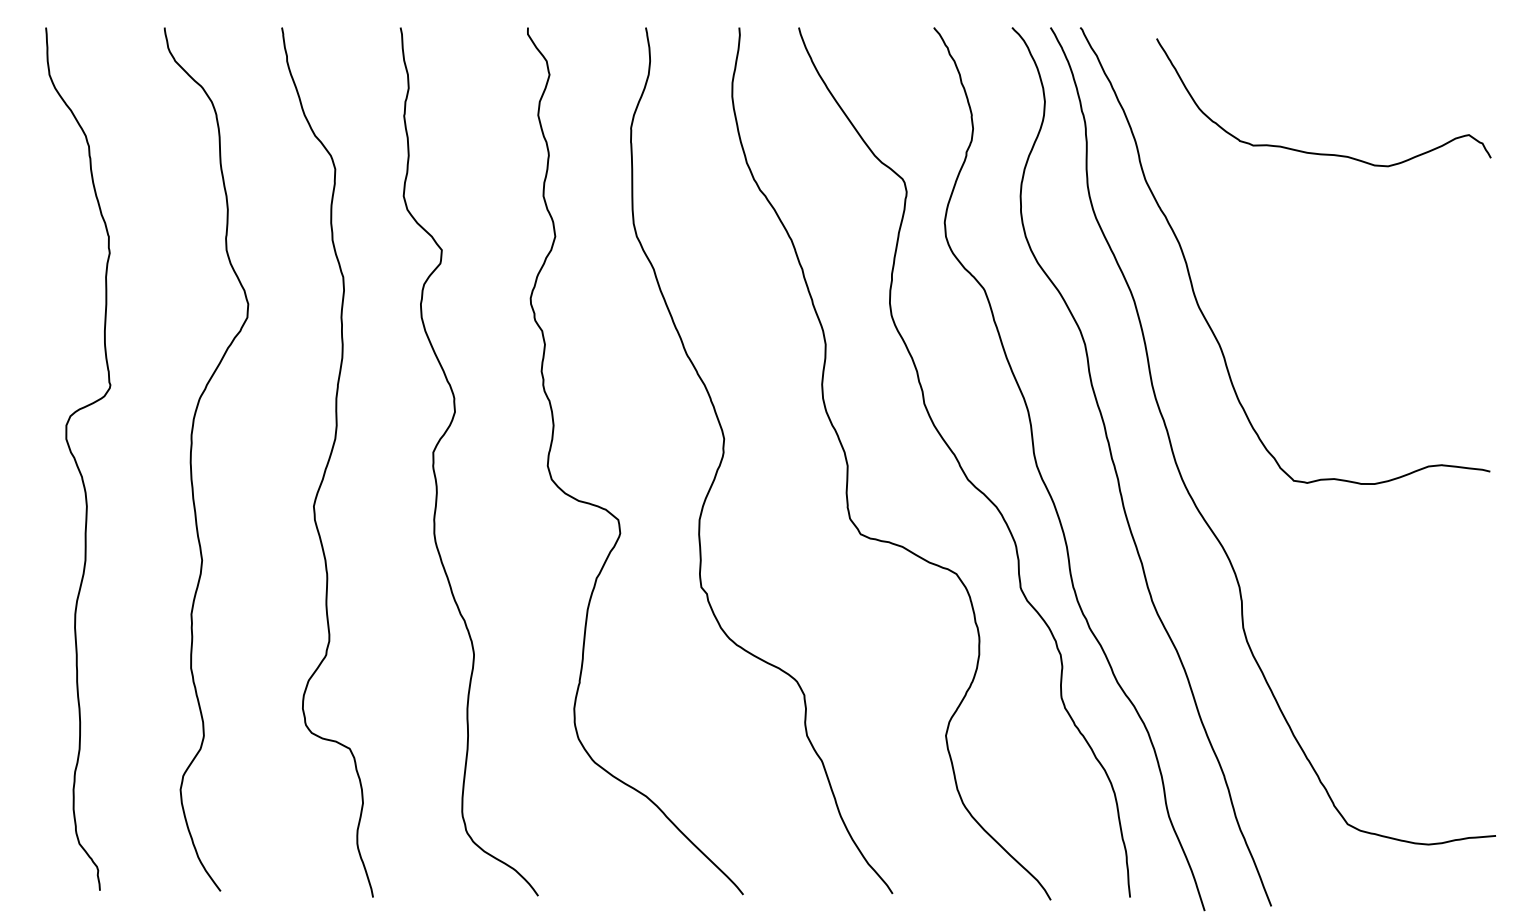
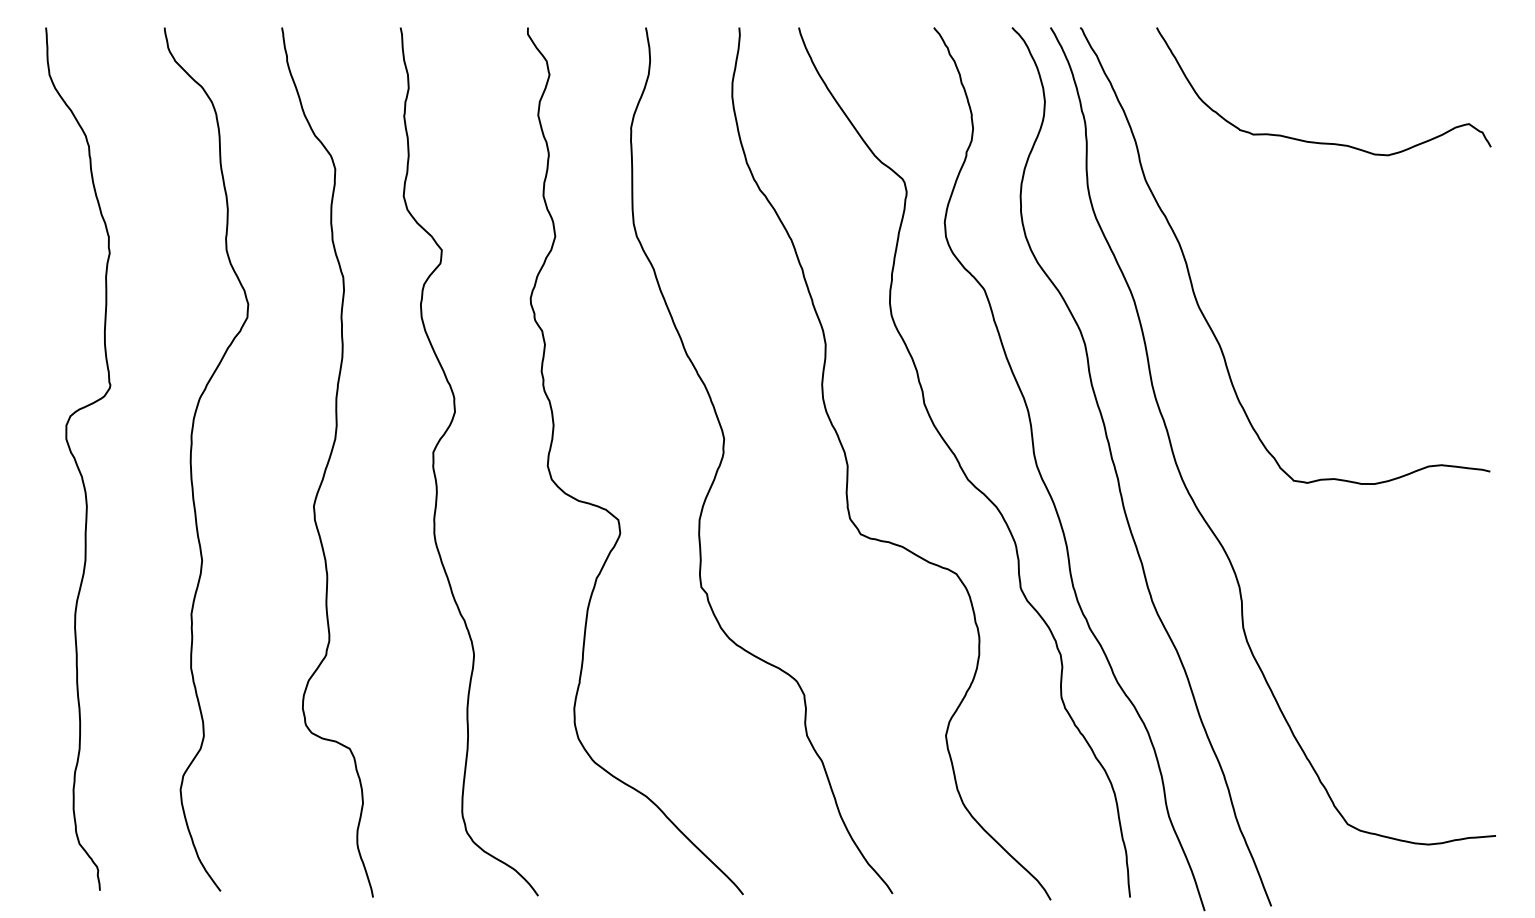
curve position: (1315, 152) -> (1315, 141) (1315, 141)
